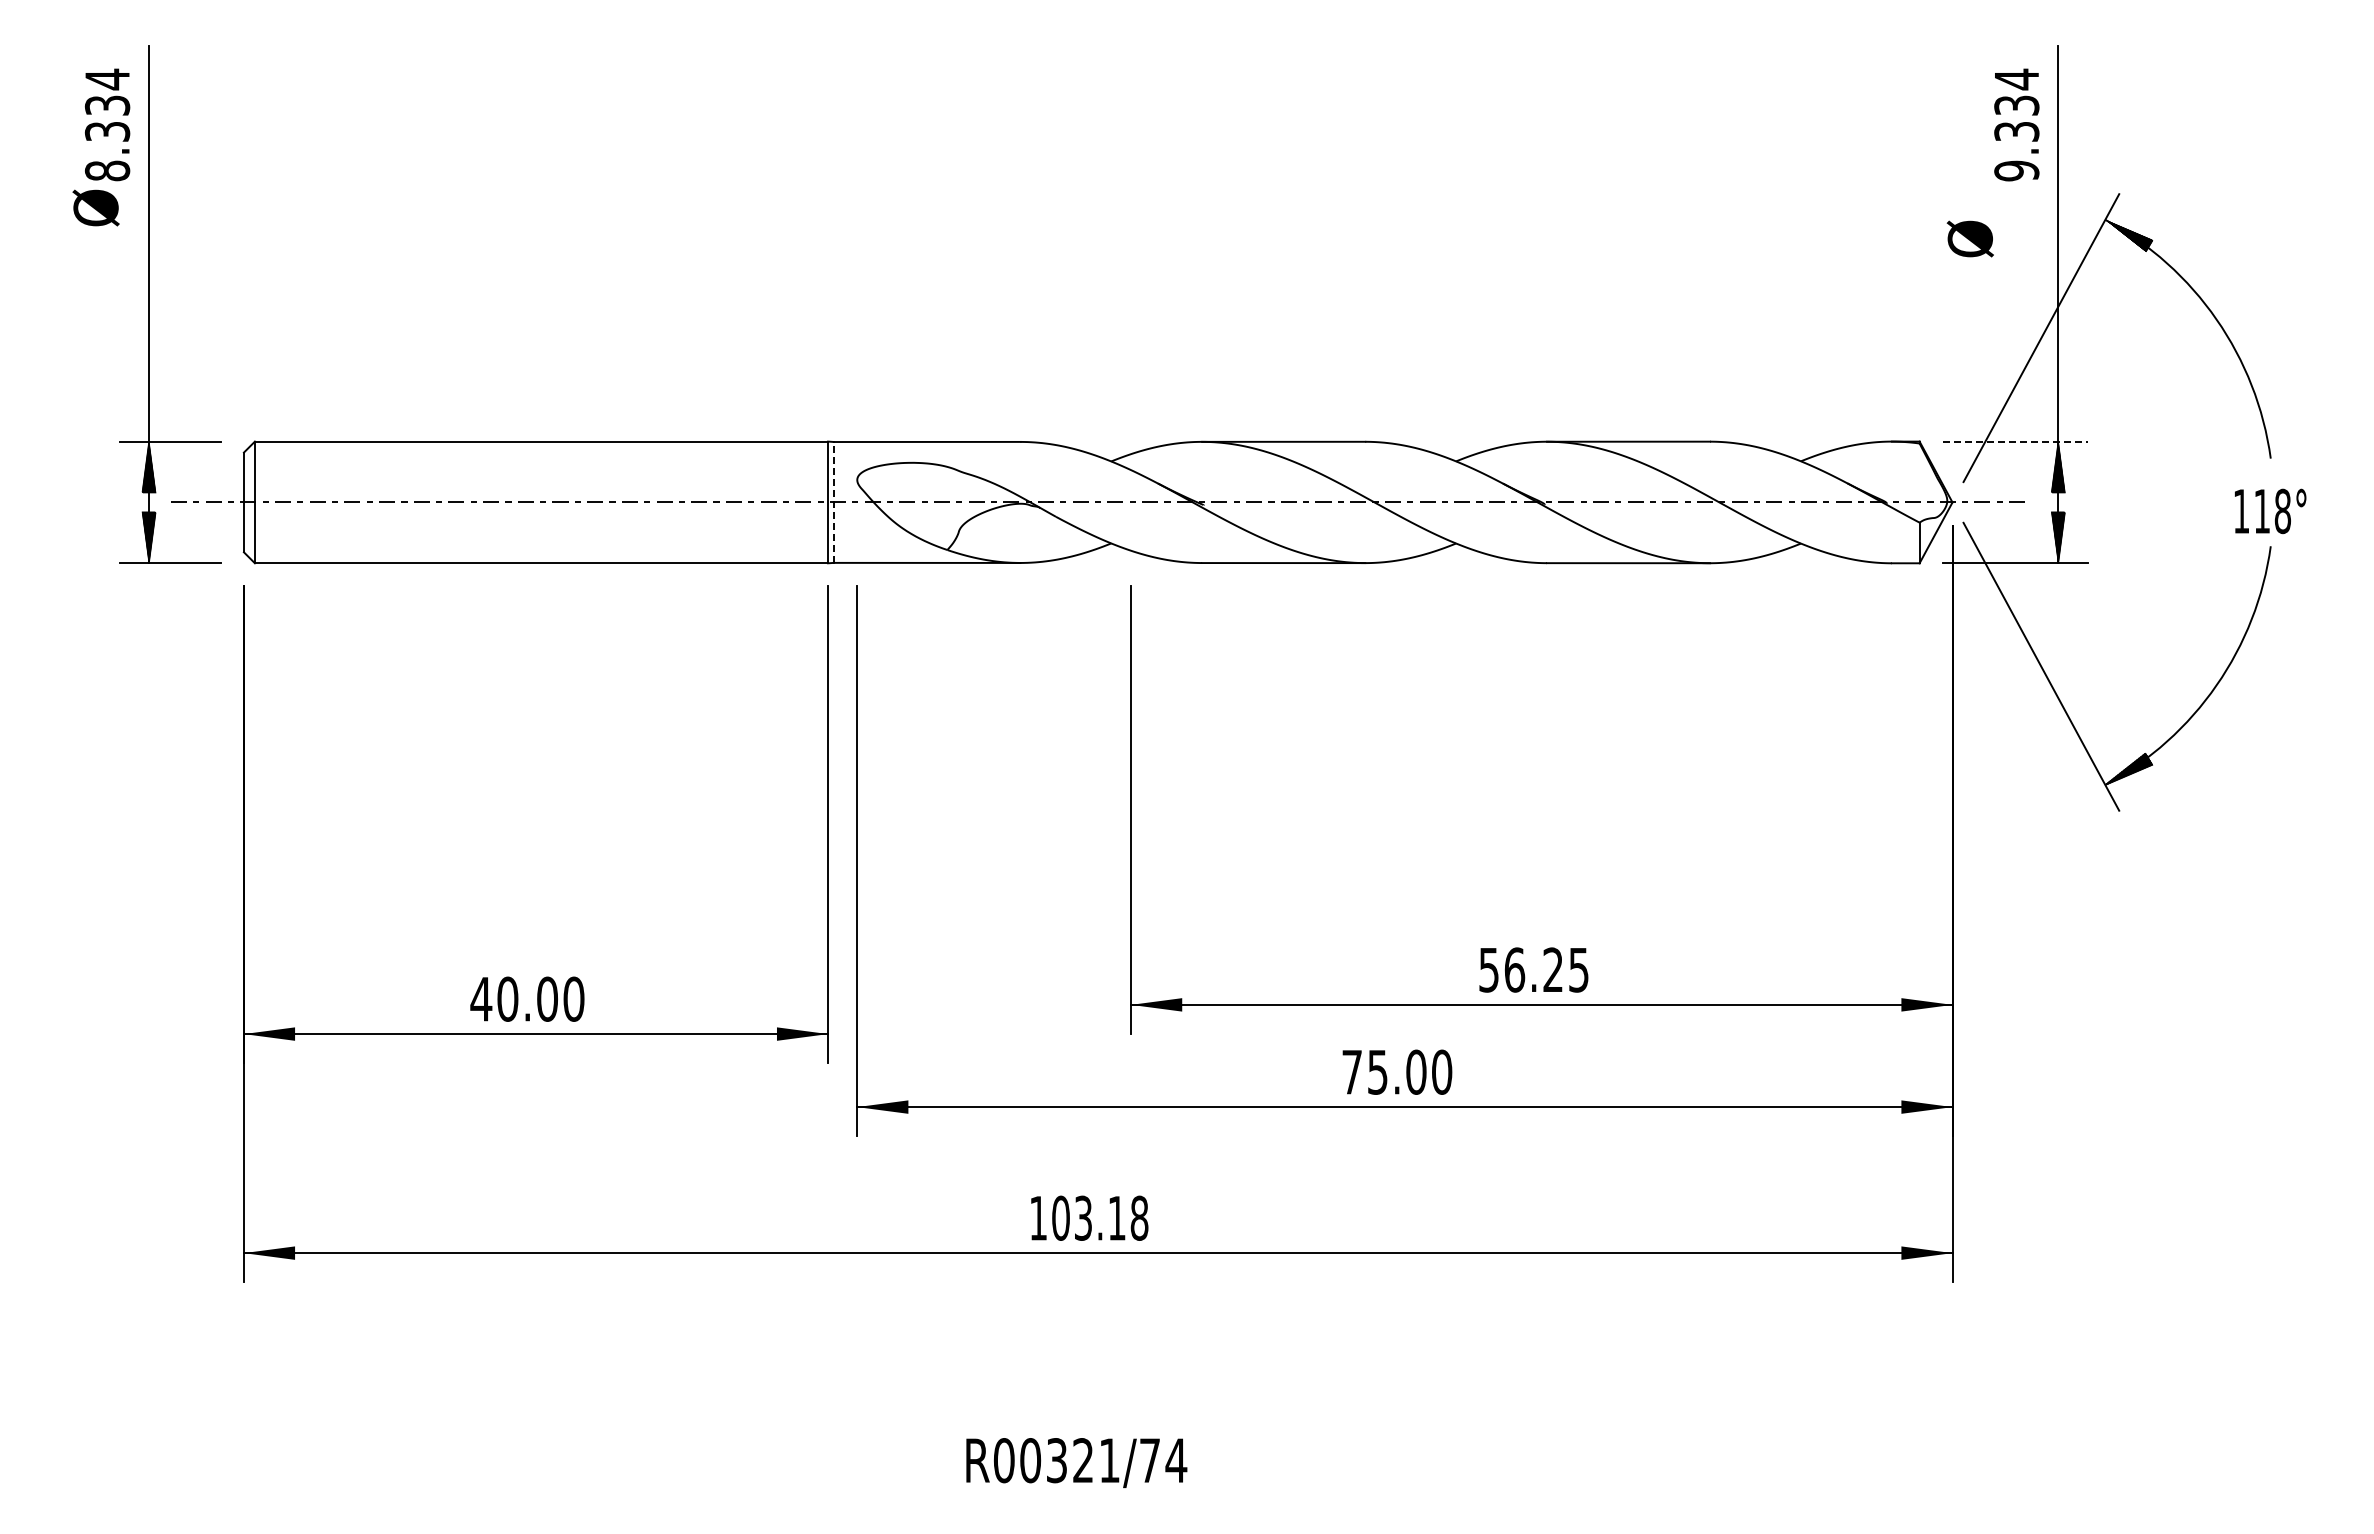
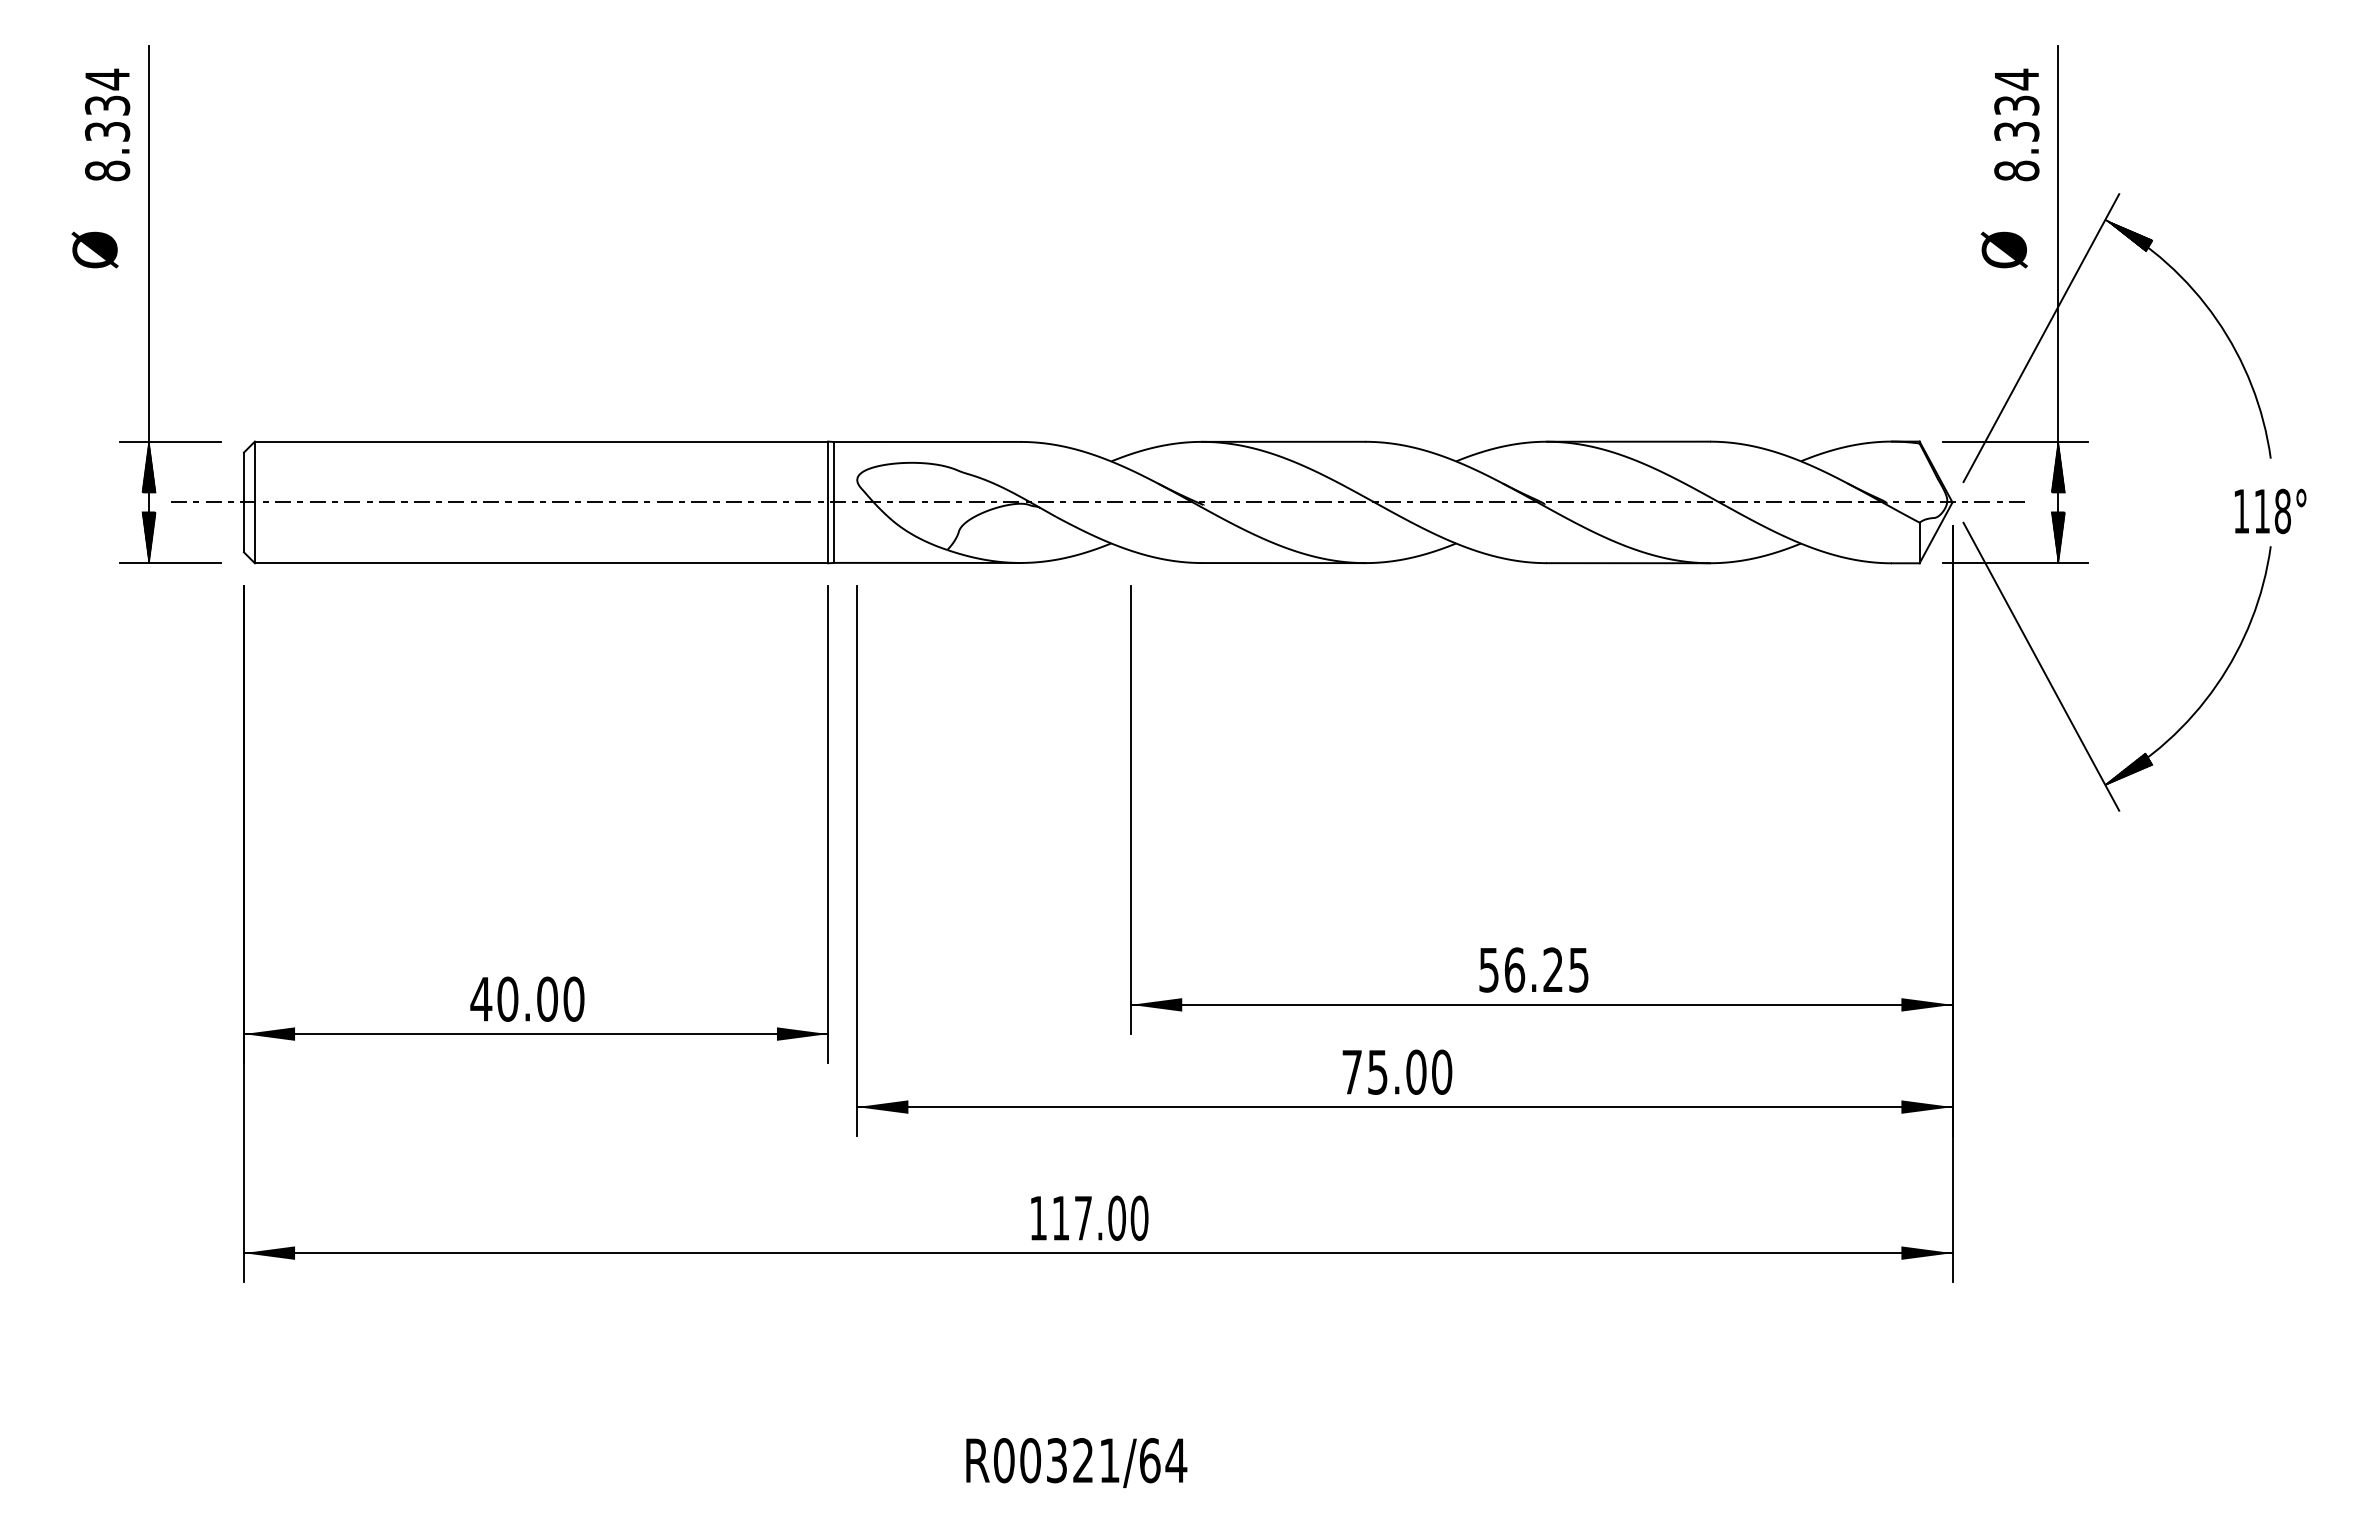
text: 9.334 -> 8.334 (2016, 170)
text position: (95, 207) -> (94, 249) (94, 249)
text position: (1969, 238) -> (2003, 249) (2003, 249)
line: dashed -> solid (2015, 441)
line: dashed -> solid (833, 501)
text: 103.18 -> 117.00 (1100, 1217)
text: R00321/74 -> R00321/64 (1149, 1460)
